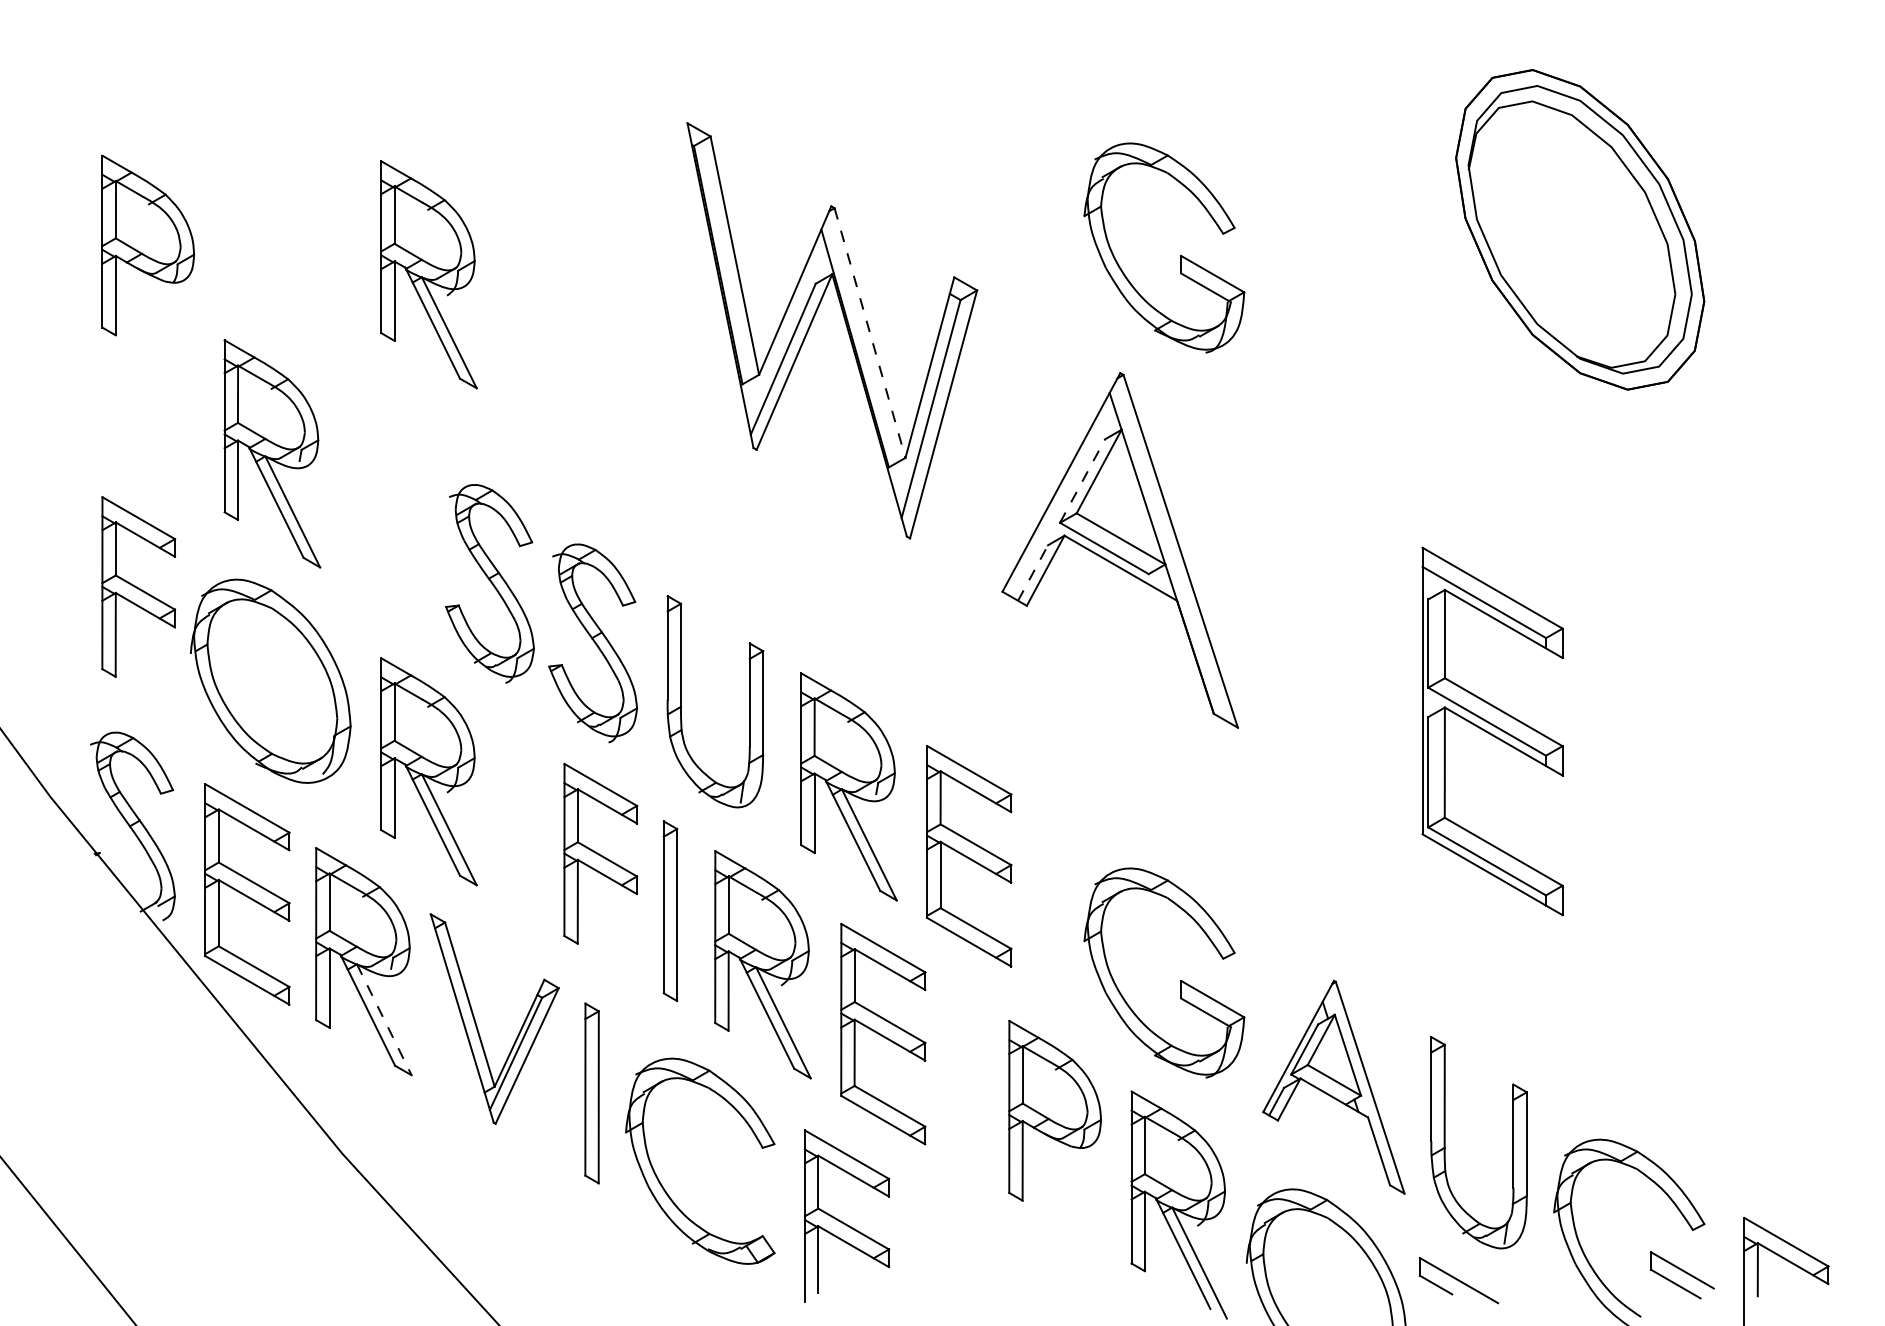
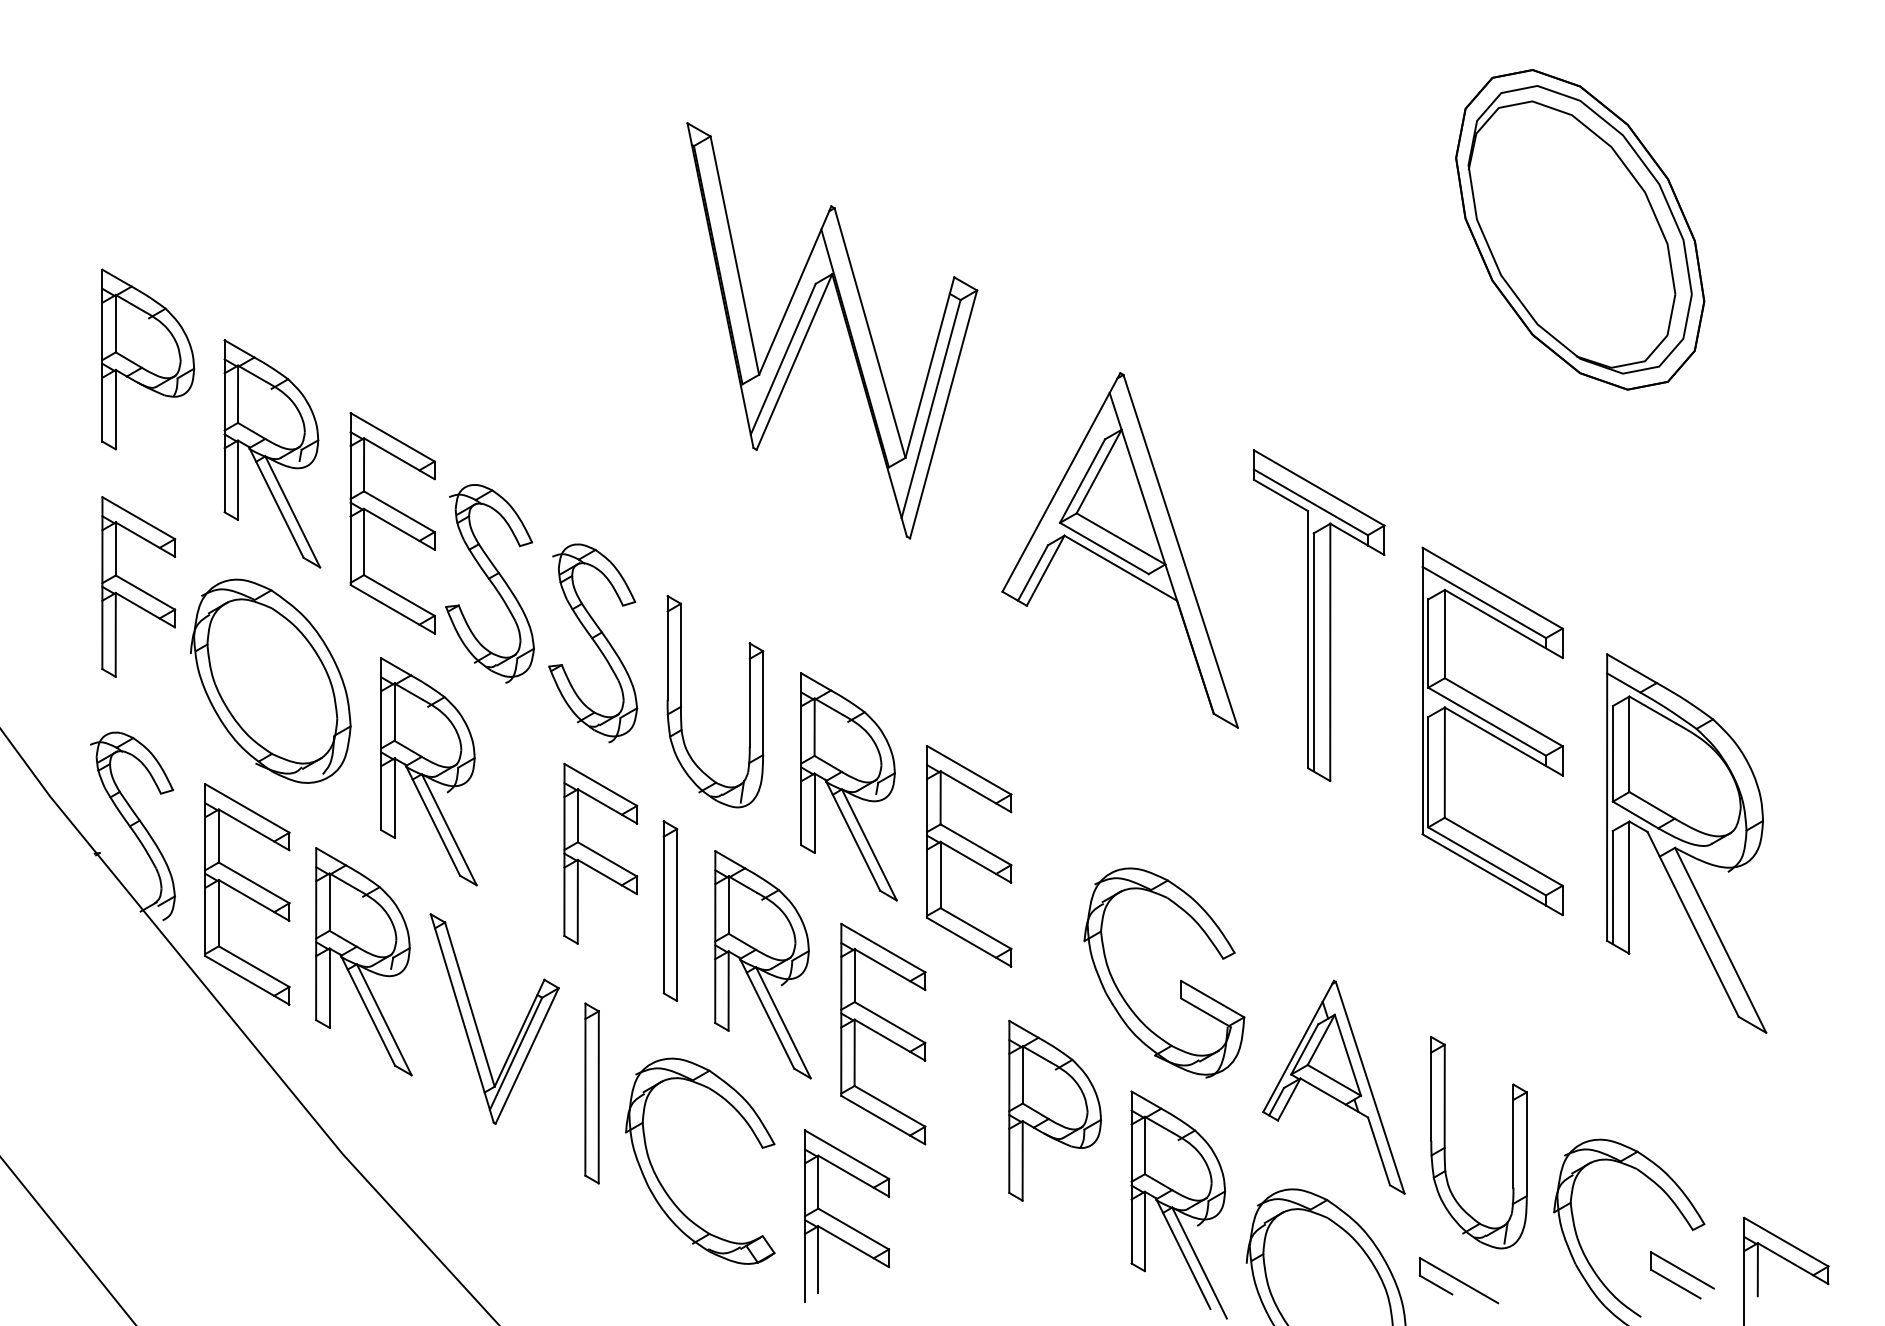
part position: (148, 245) -> (148, 359) (148, 359)
part: present -> none (1180, 255)
part: present -> none (428, 274)
line: dashed -> solid (870, 333)
line: dashed -> solid (1082, 480)
part: none -> present (392, 523)
line: dashed -> solid (1033, 573)
part: none -> present (1318, 615)
part: none -> present (1686, 843)
line: dashed -> solid (384, 1019)
